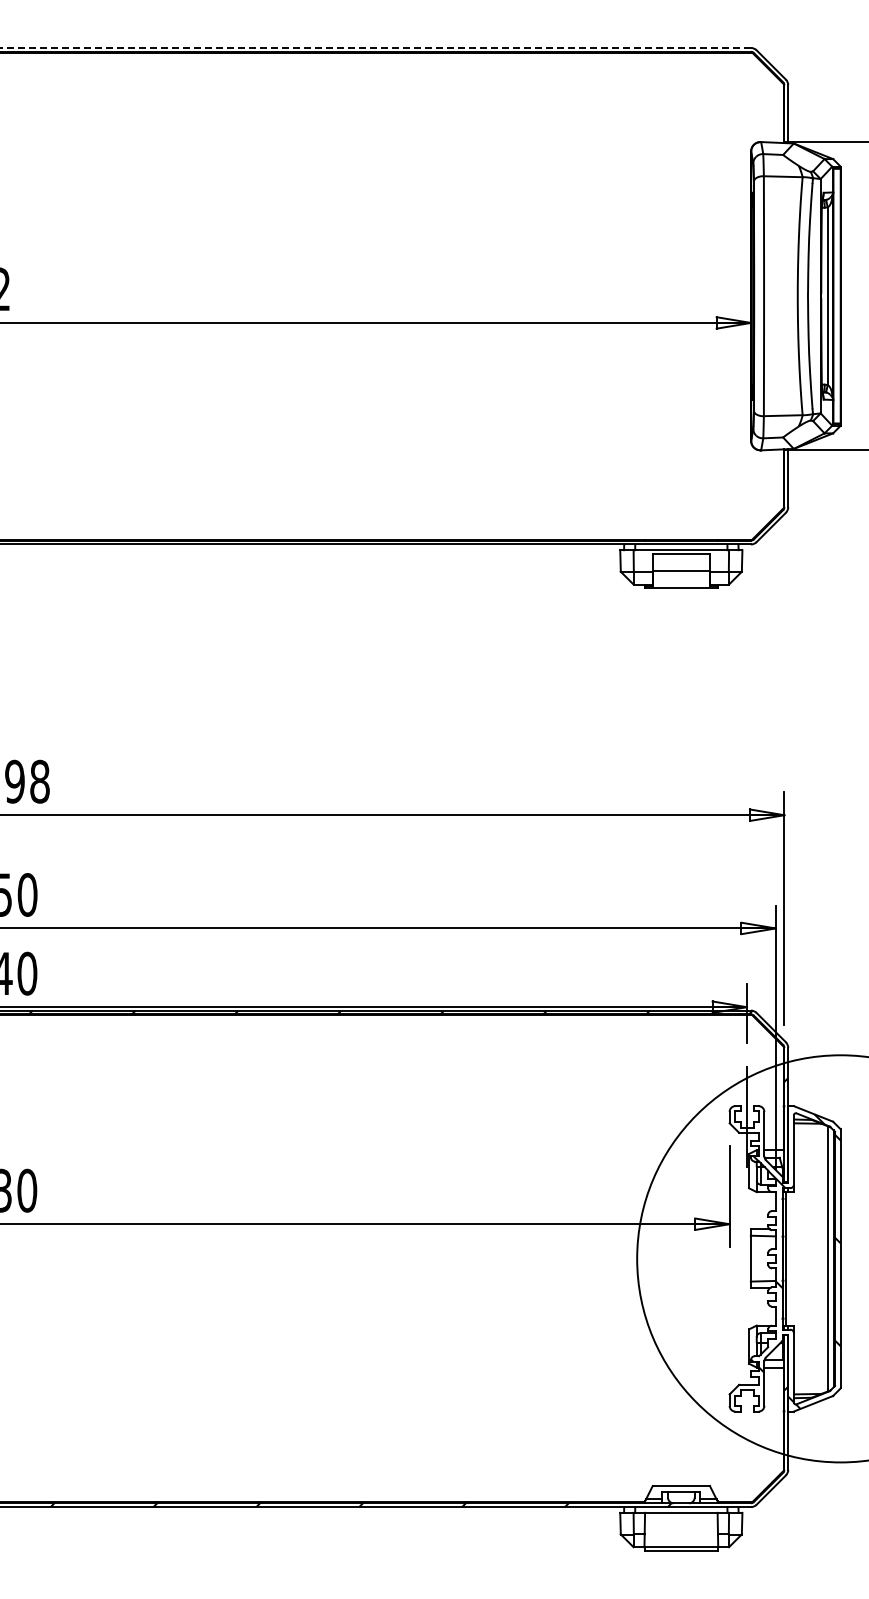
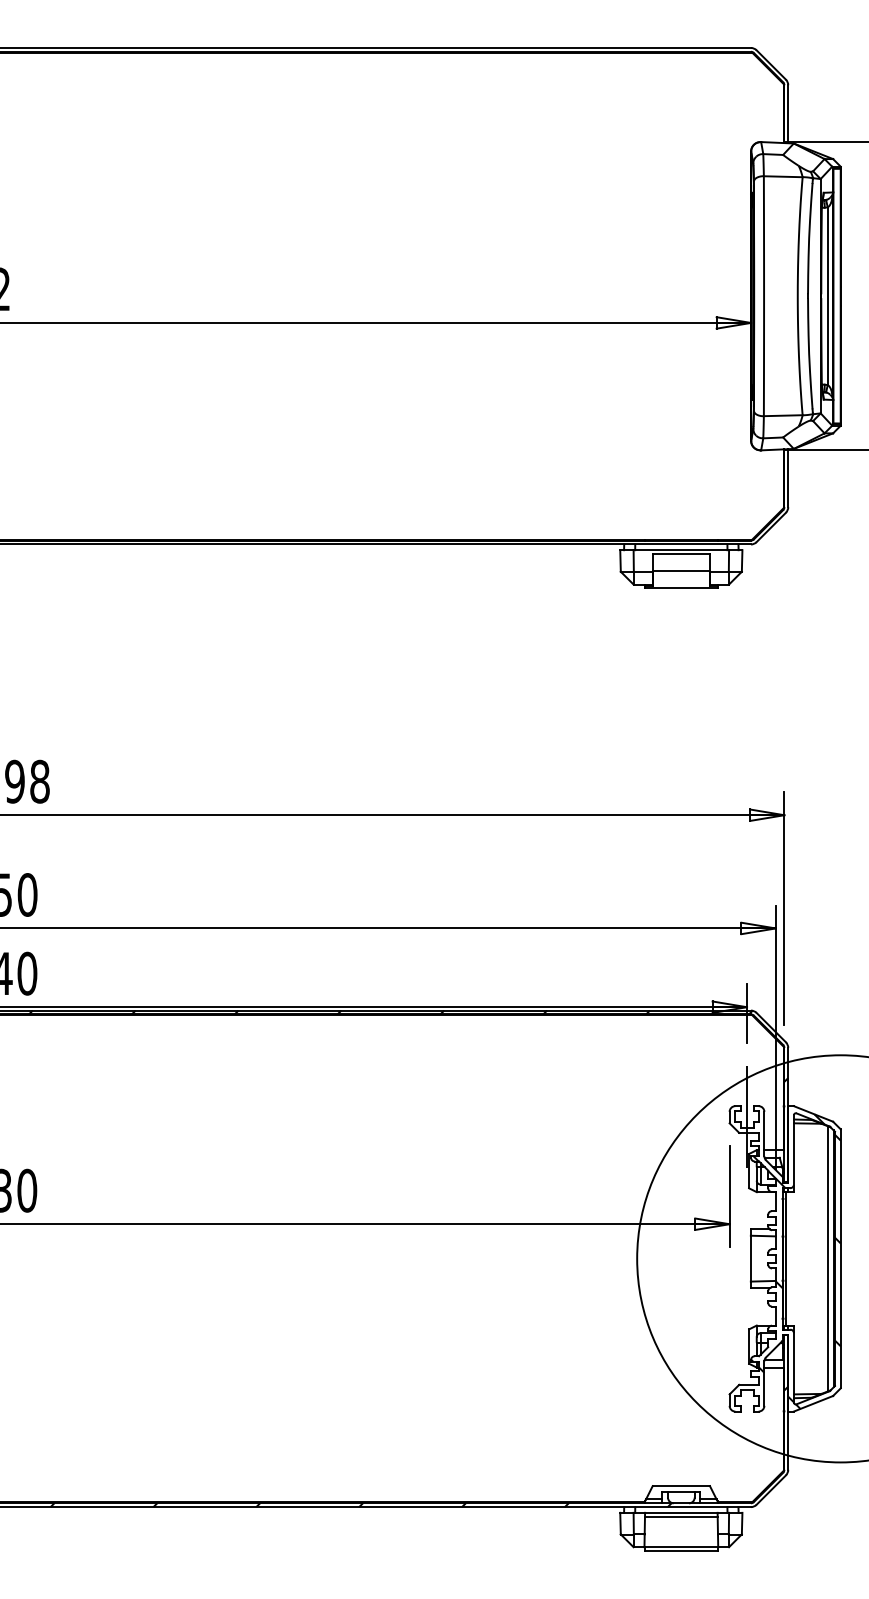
line: dashed -> solid (375, 47)
line: none -> present (680, 1517)
